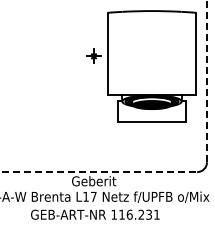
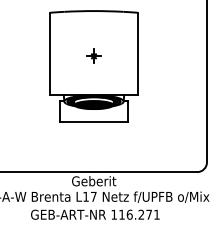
part position: (151, 66) -> (93, 66) (93, 66)
line: dashed -> solid (207, 81)
line: dashed -> solid (99, 172)
text: 116.231 -> 116.271 (148, 214)
